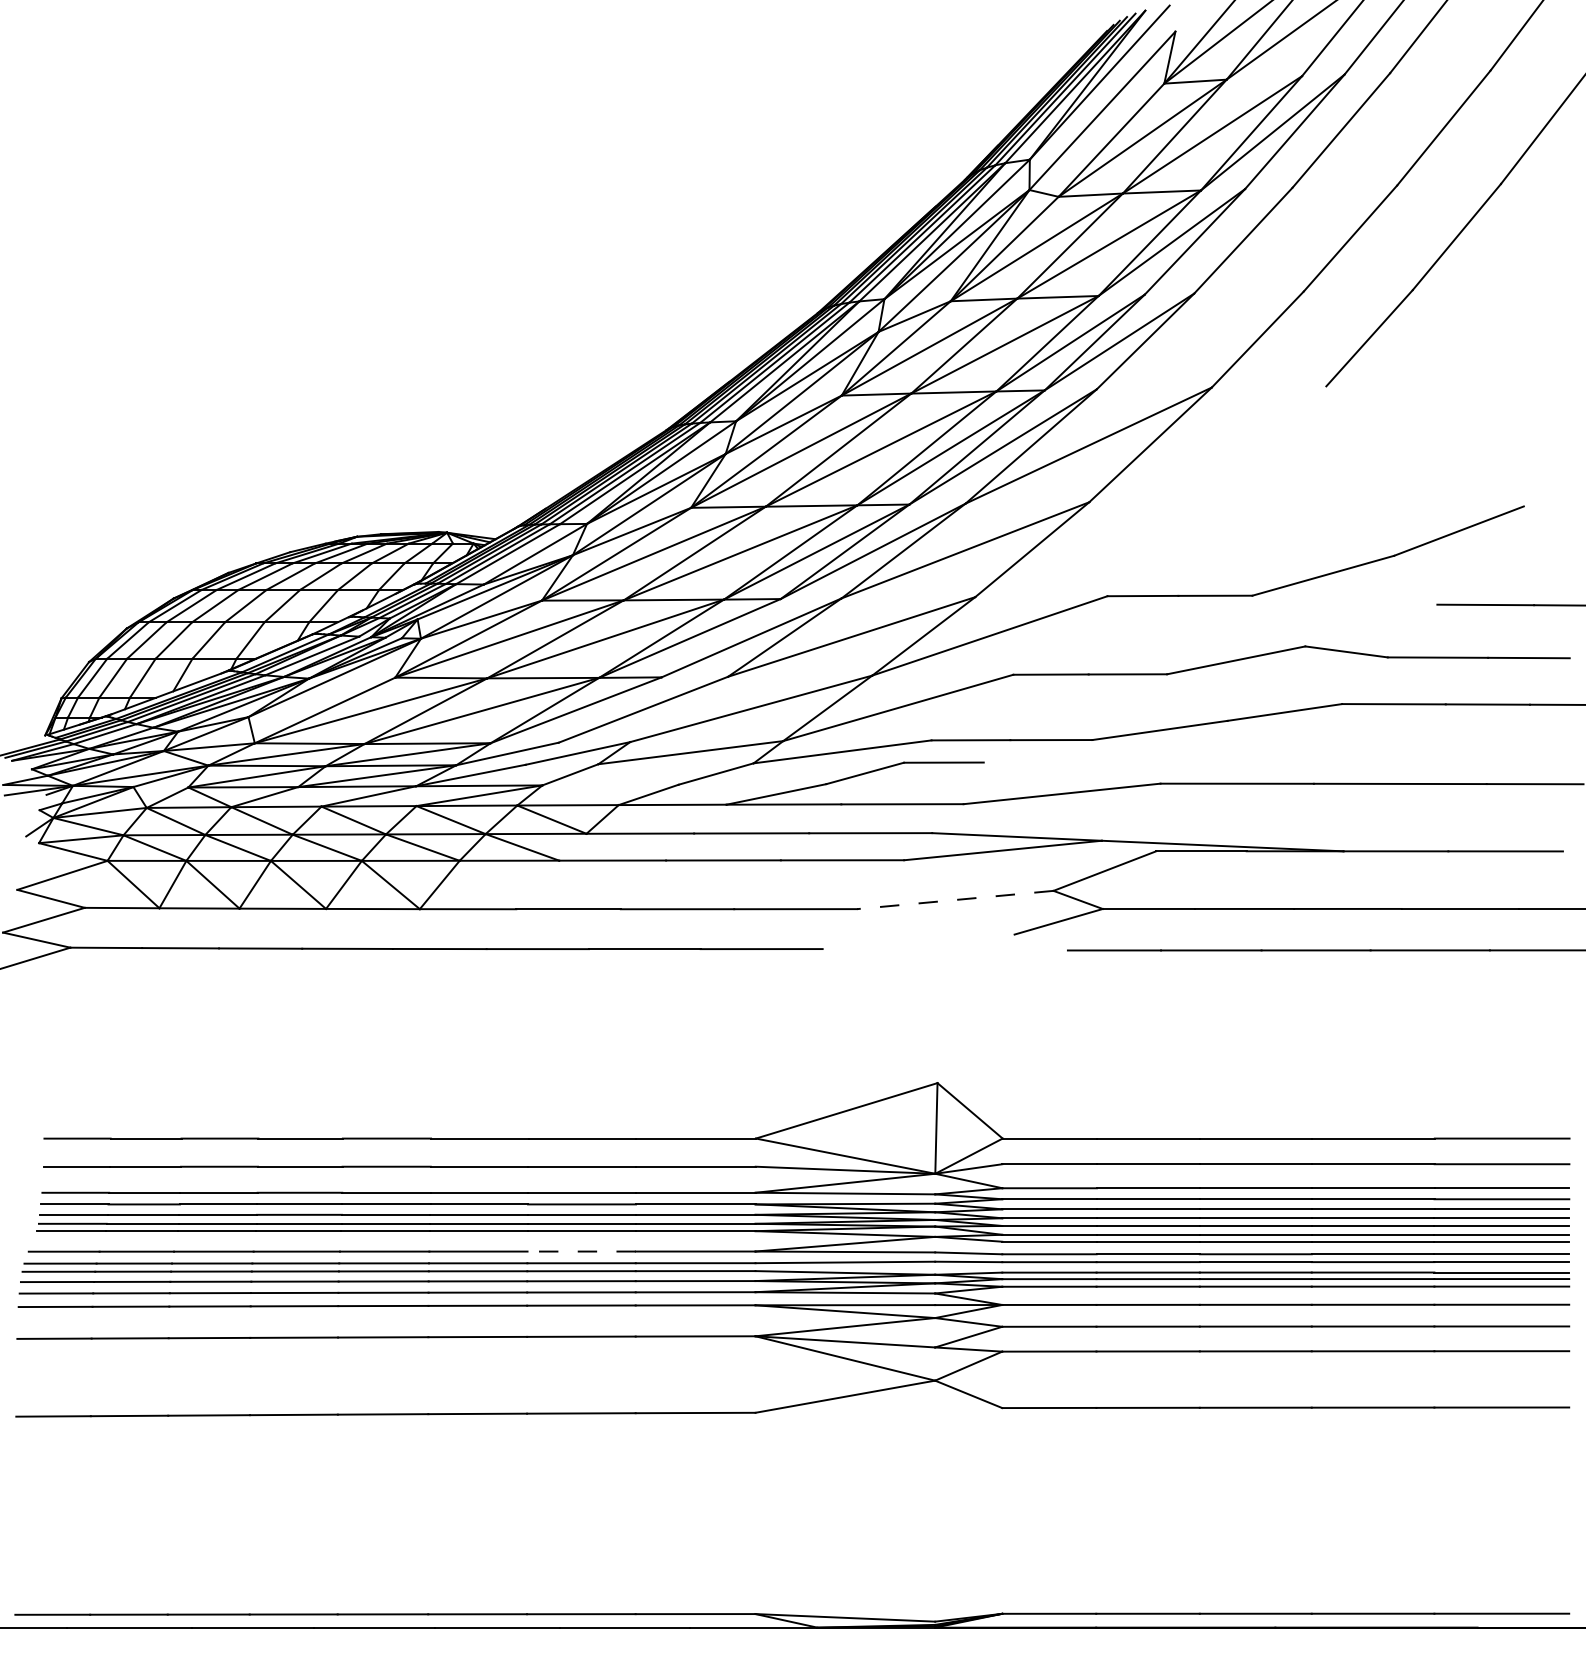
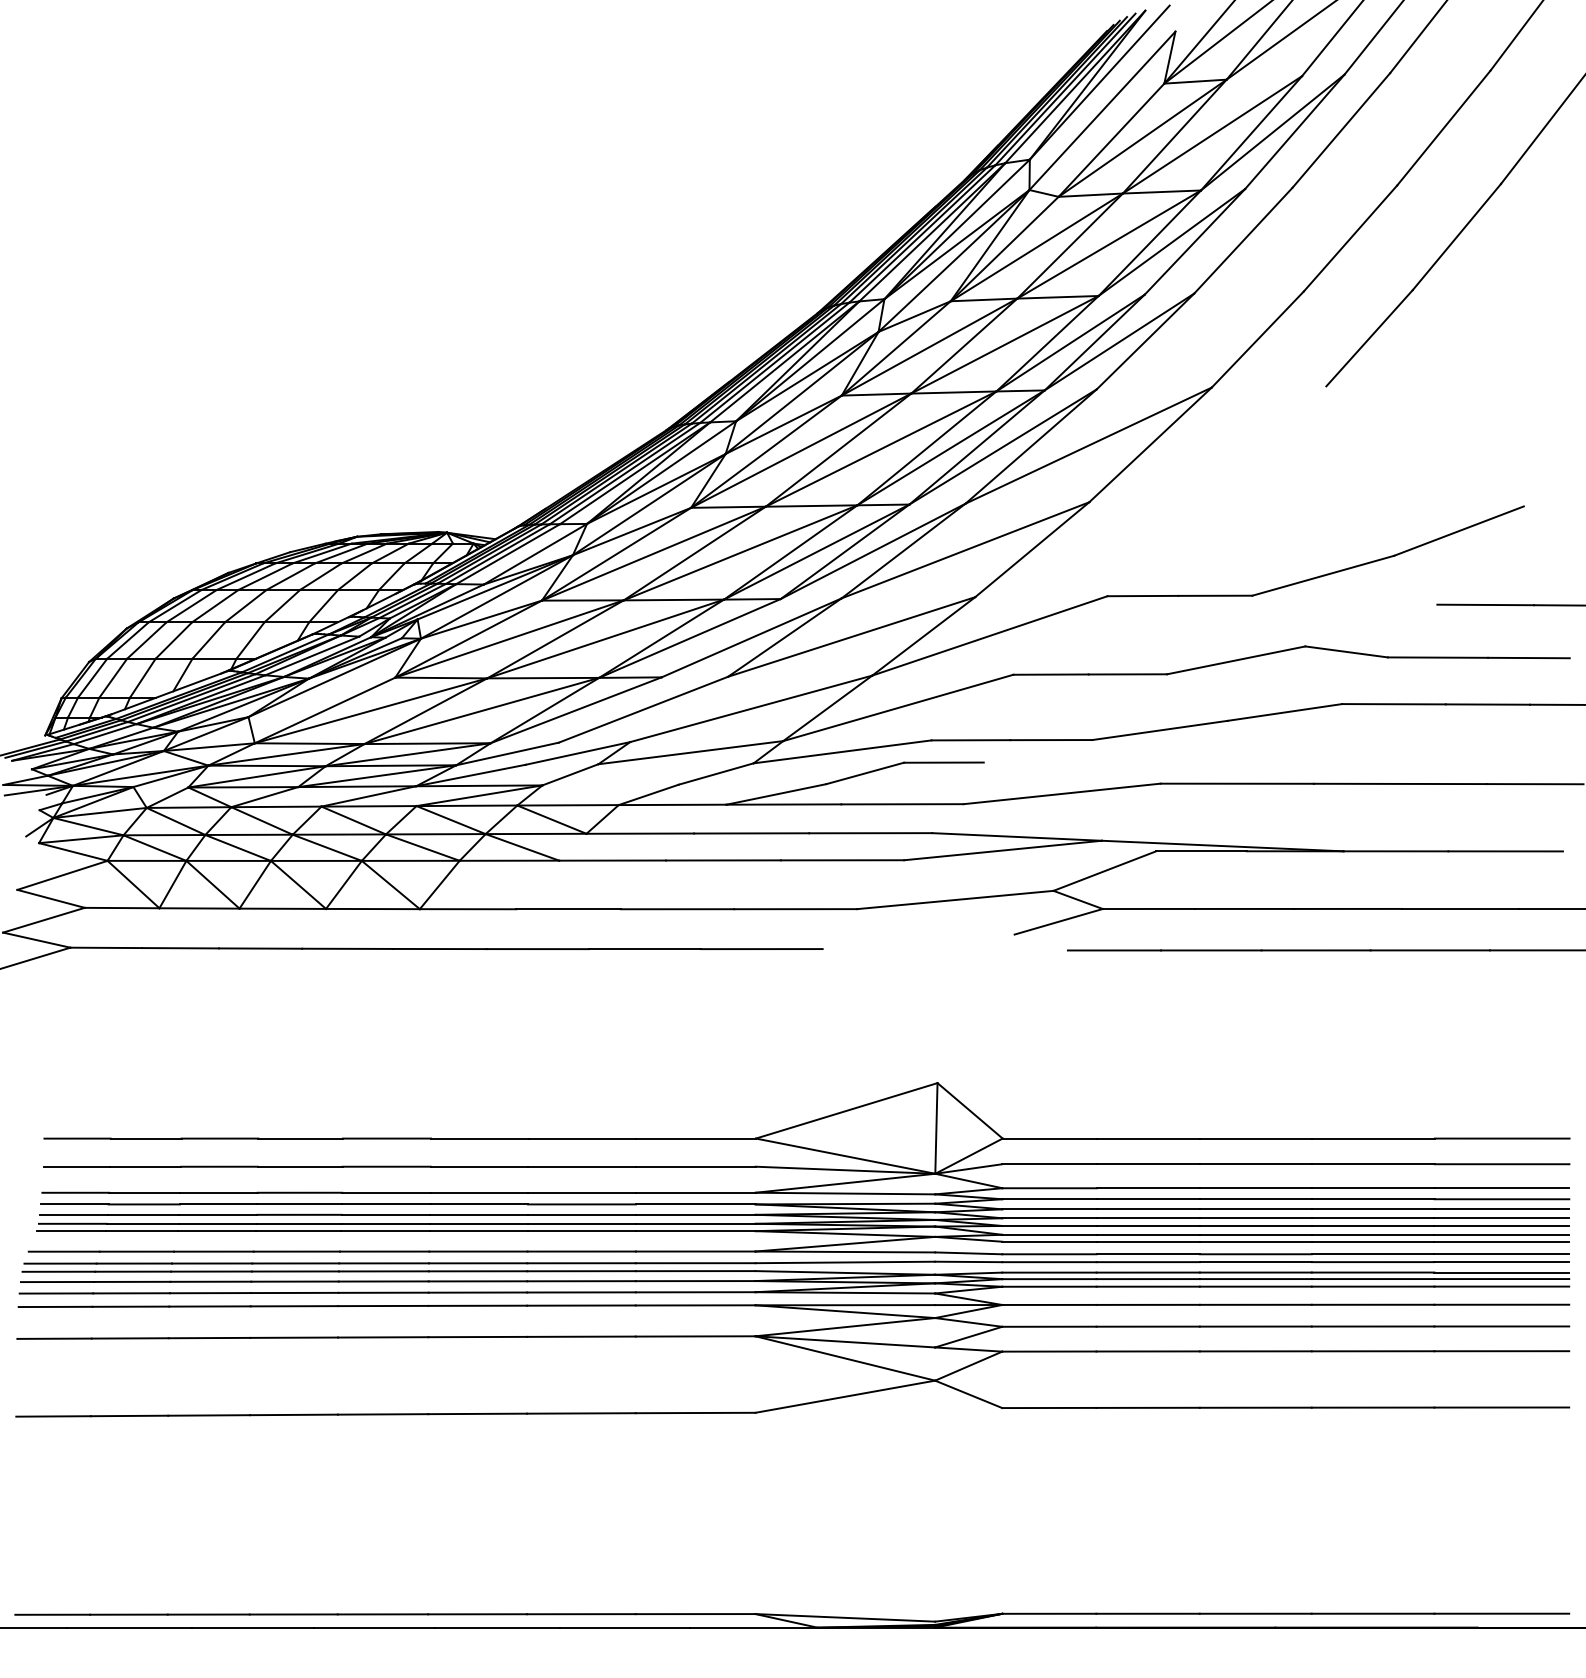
line: dashed -> solid (955, 900)
line: dashed -> solid (581, 1251)
